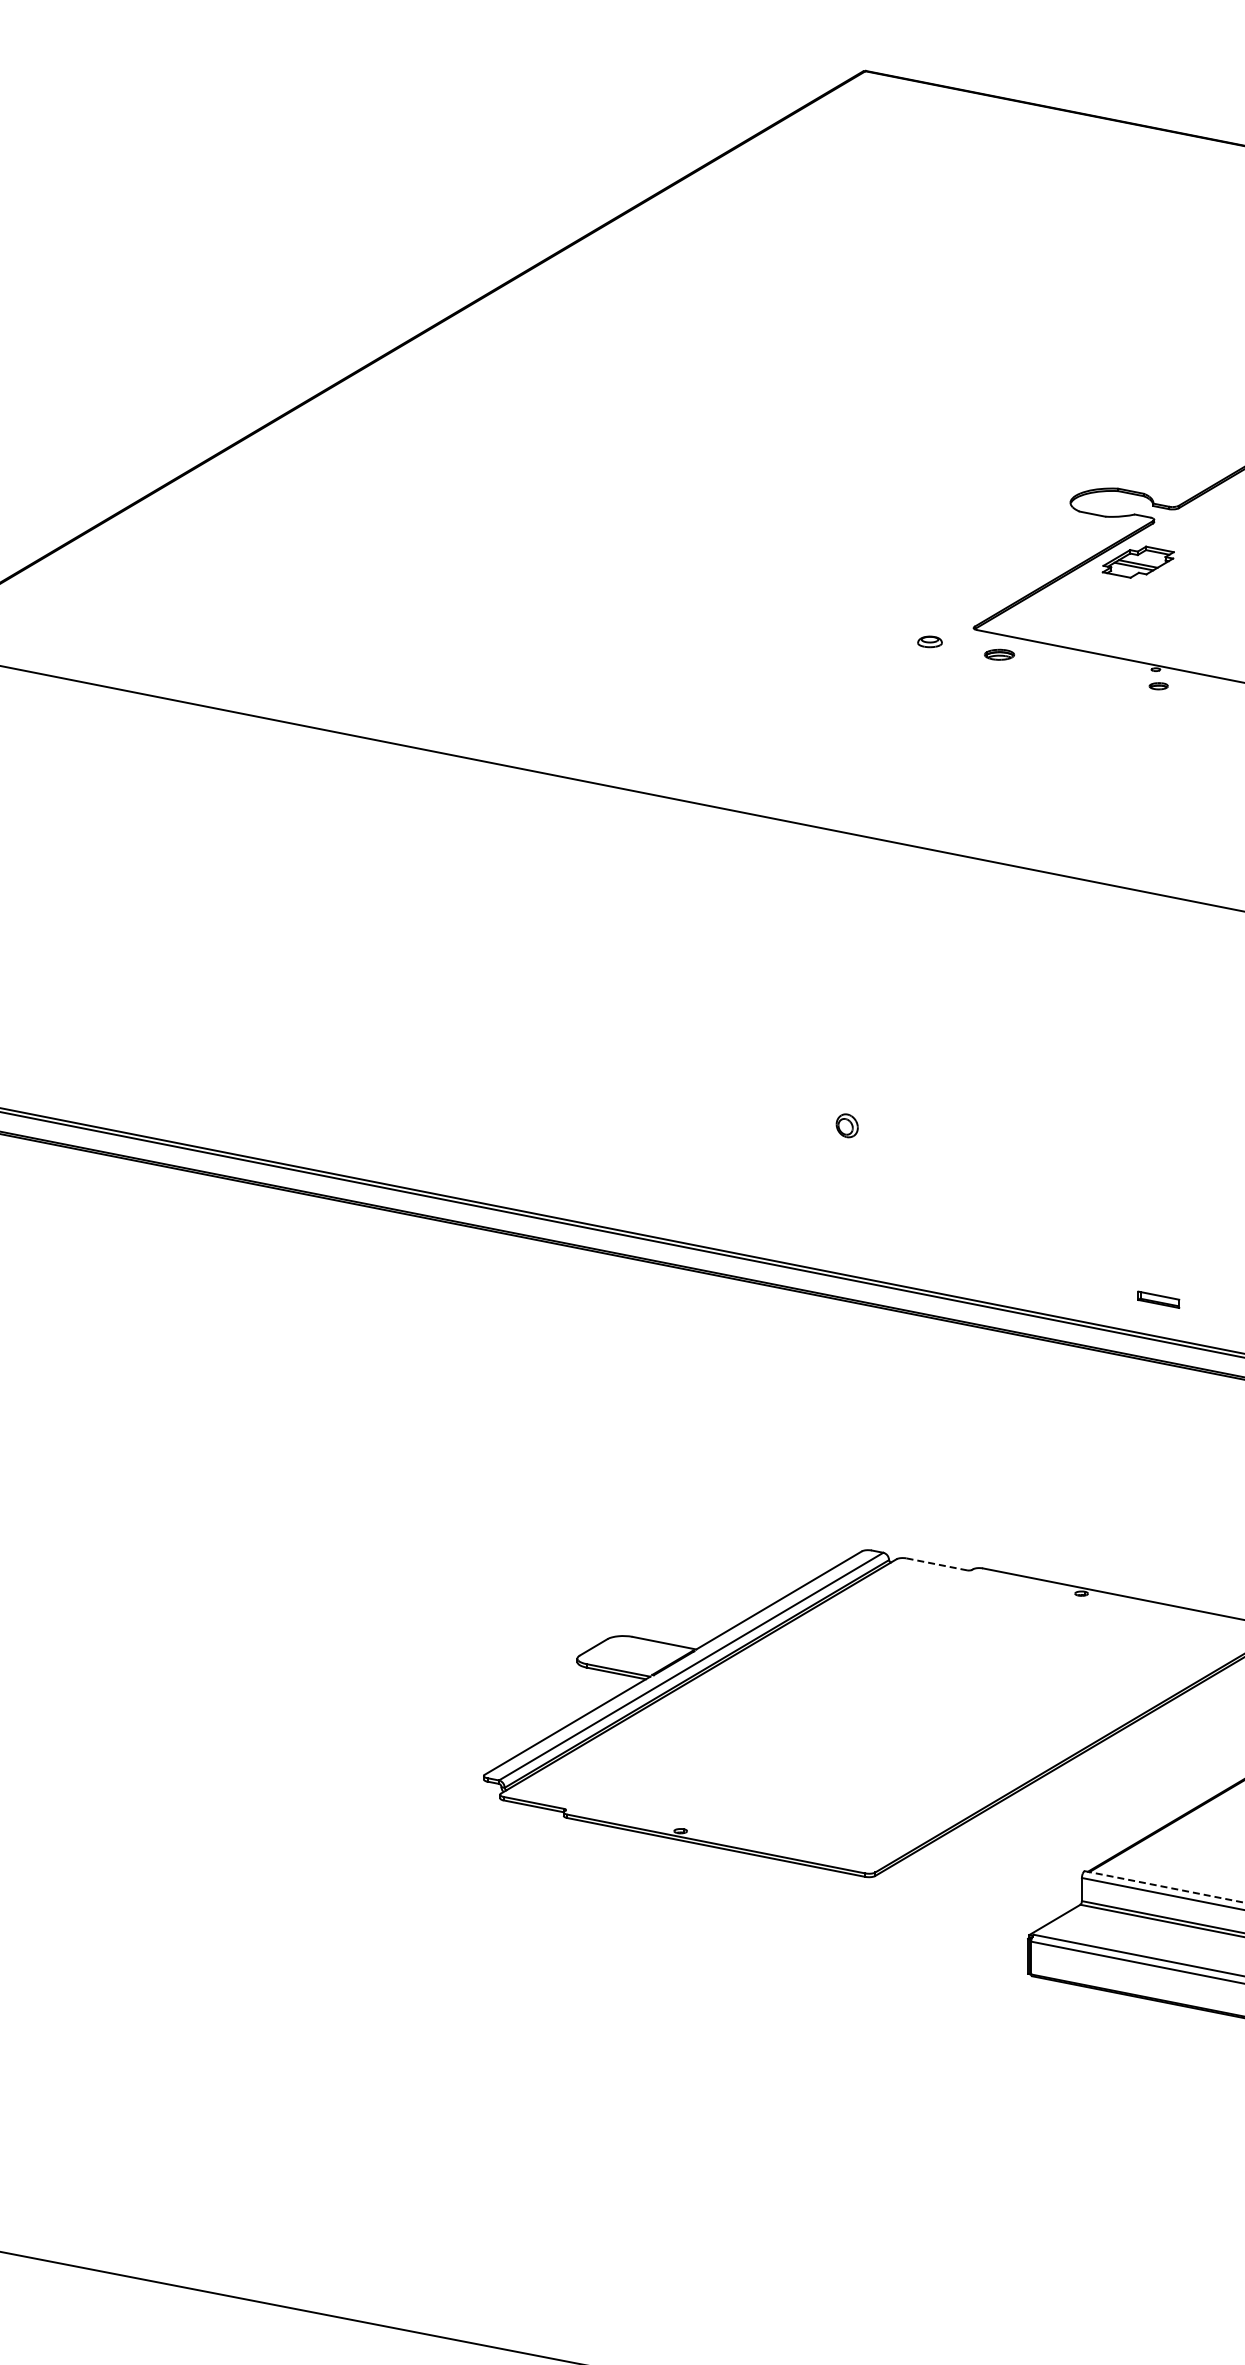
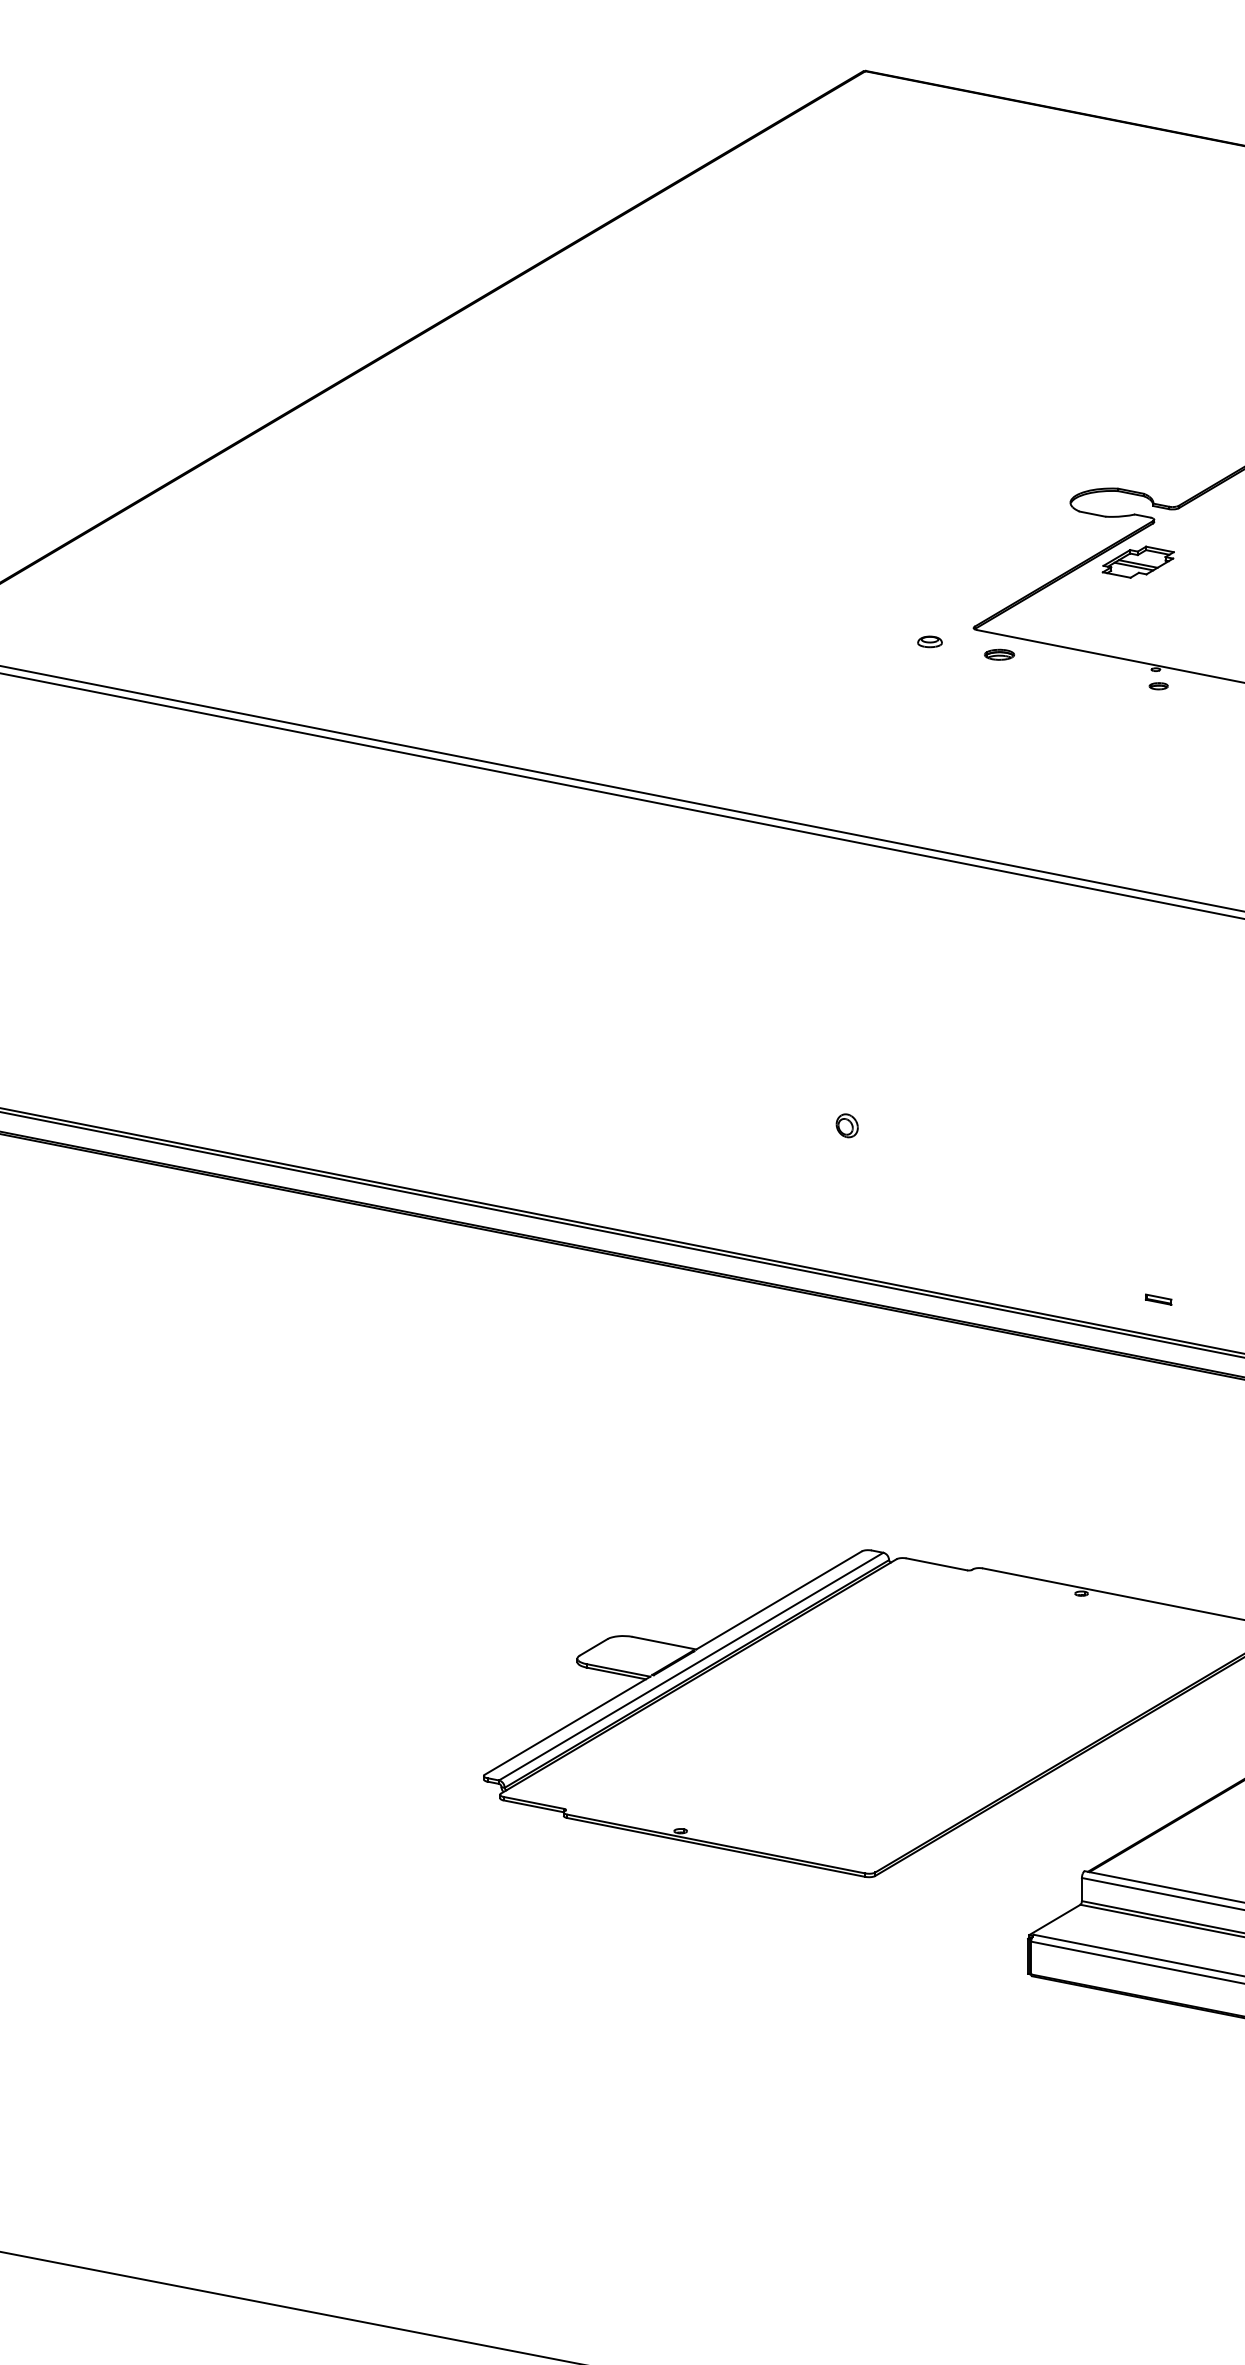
line: none -> present (621, 795)
part size: 44x19 px -> 29x13 px (1158, 1299)
line: dashed -> solid (936, 1564)
line: dashed -> solid (1166, 1887)
